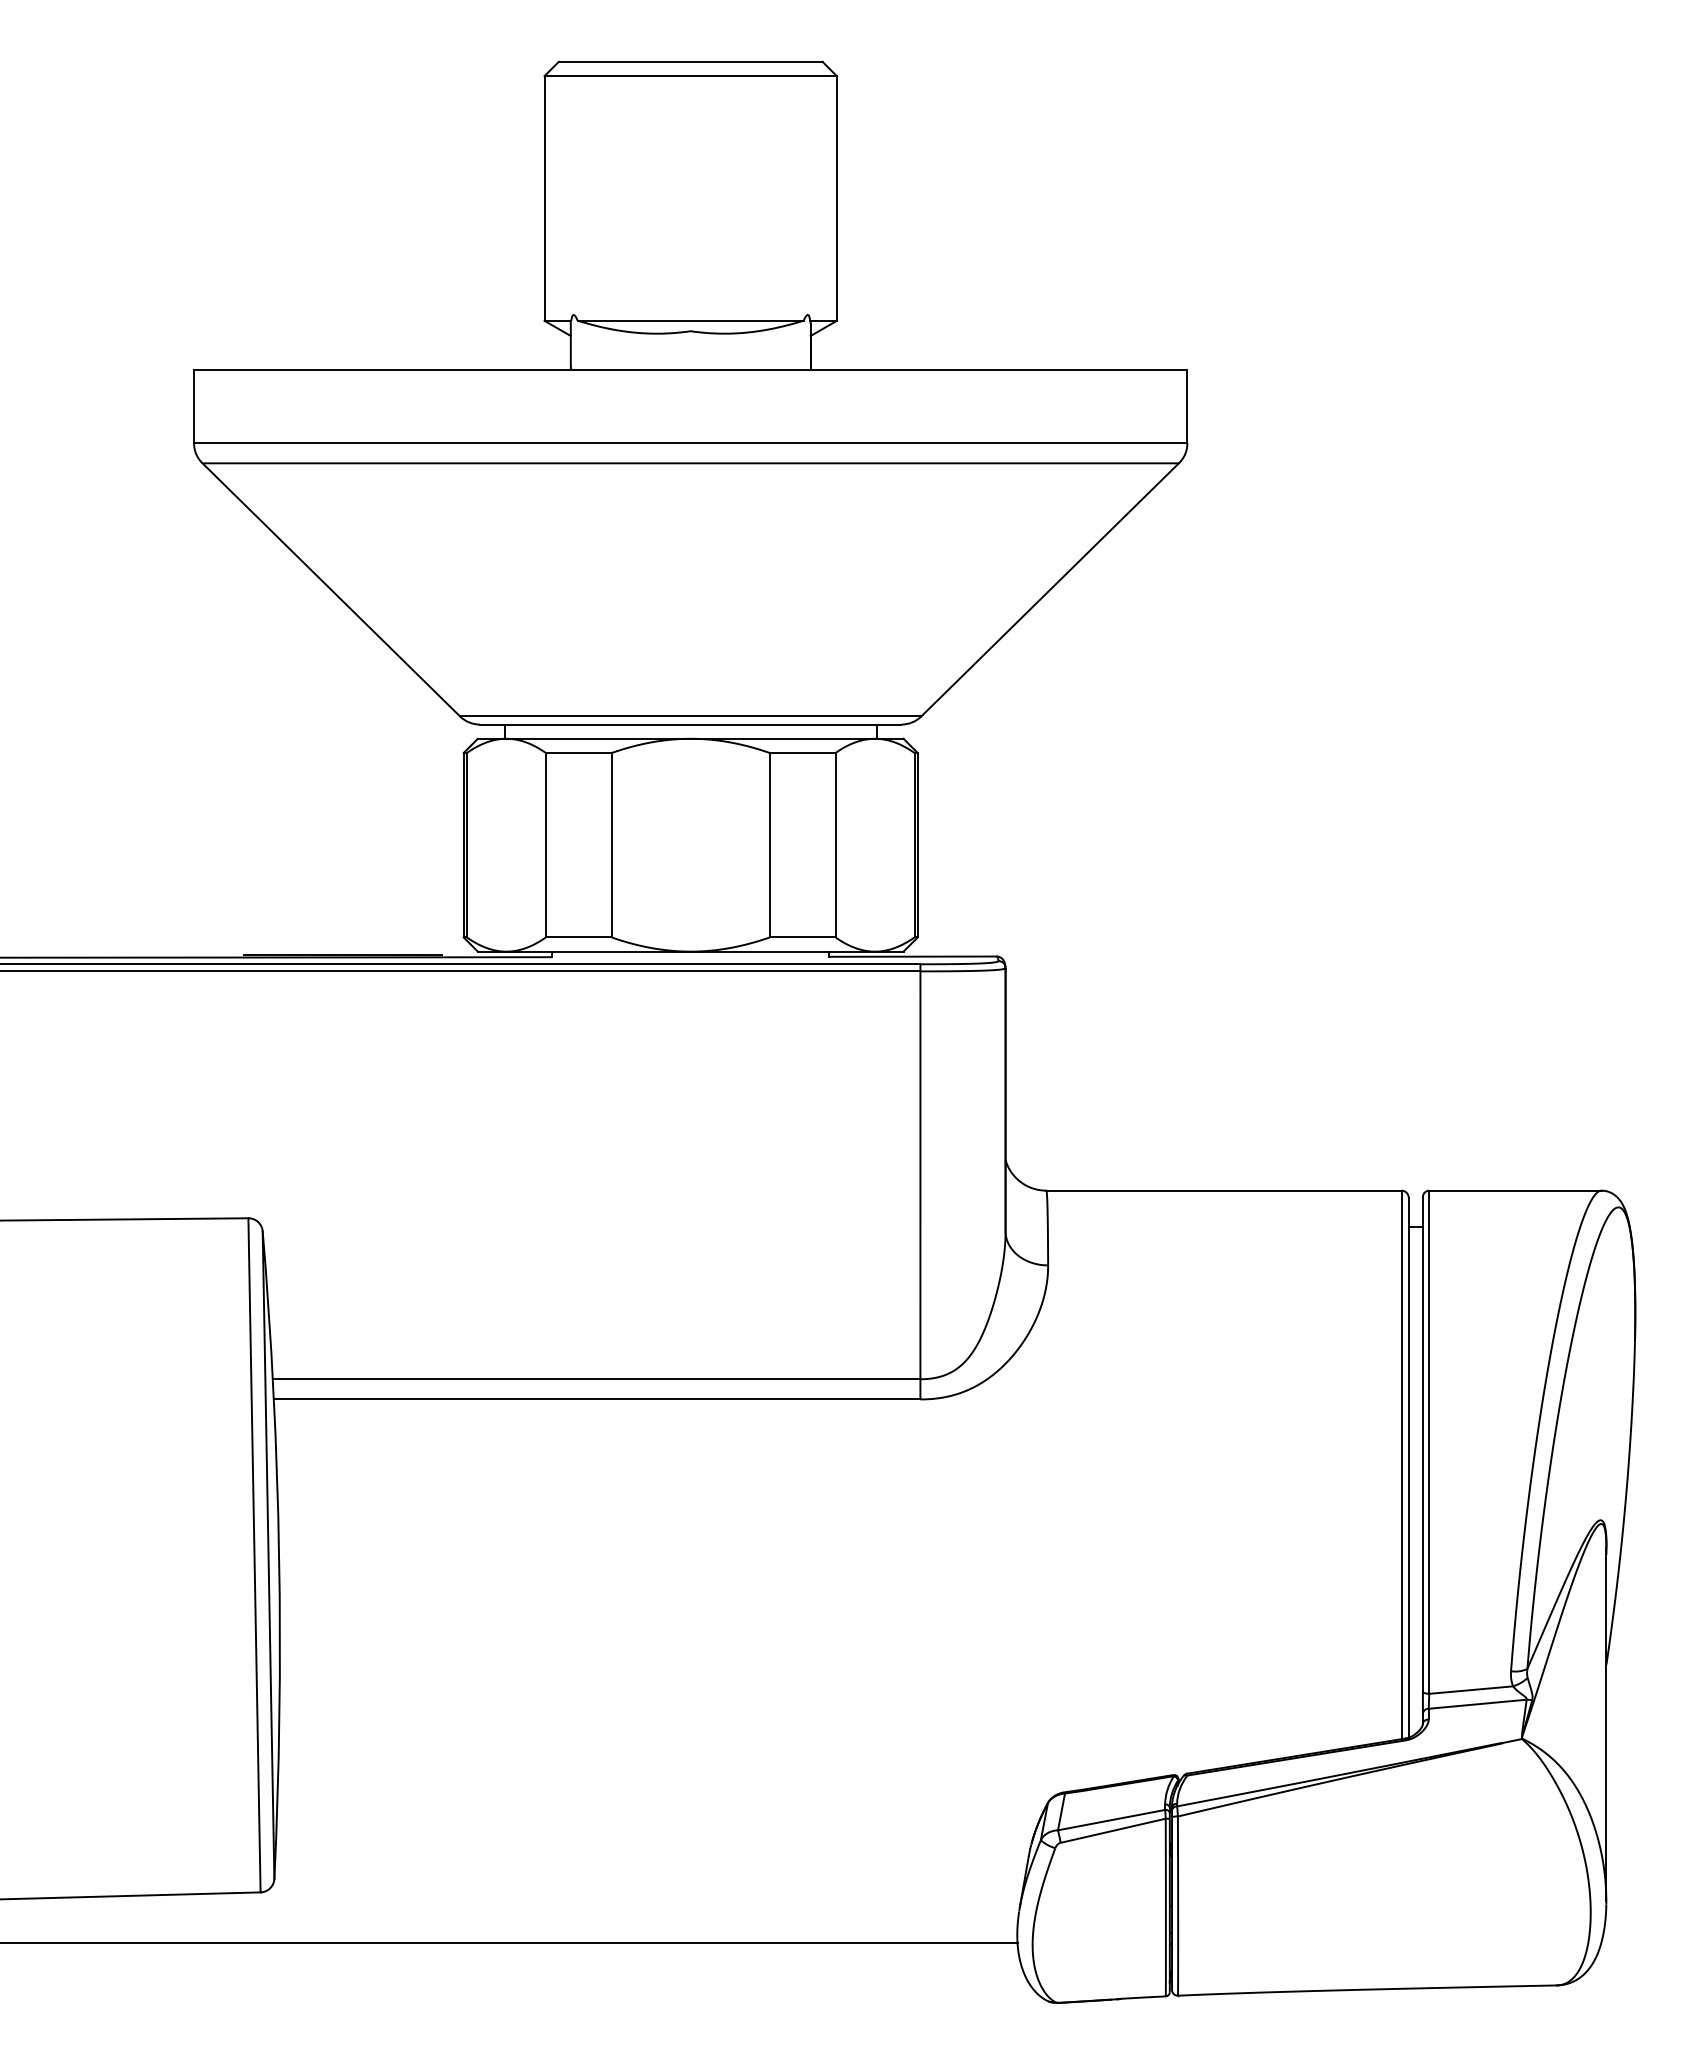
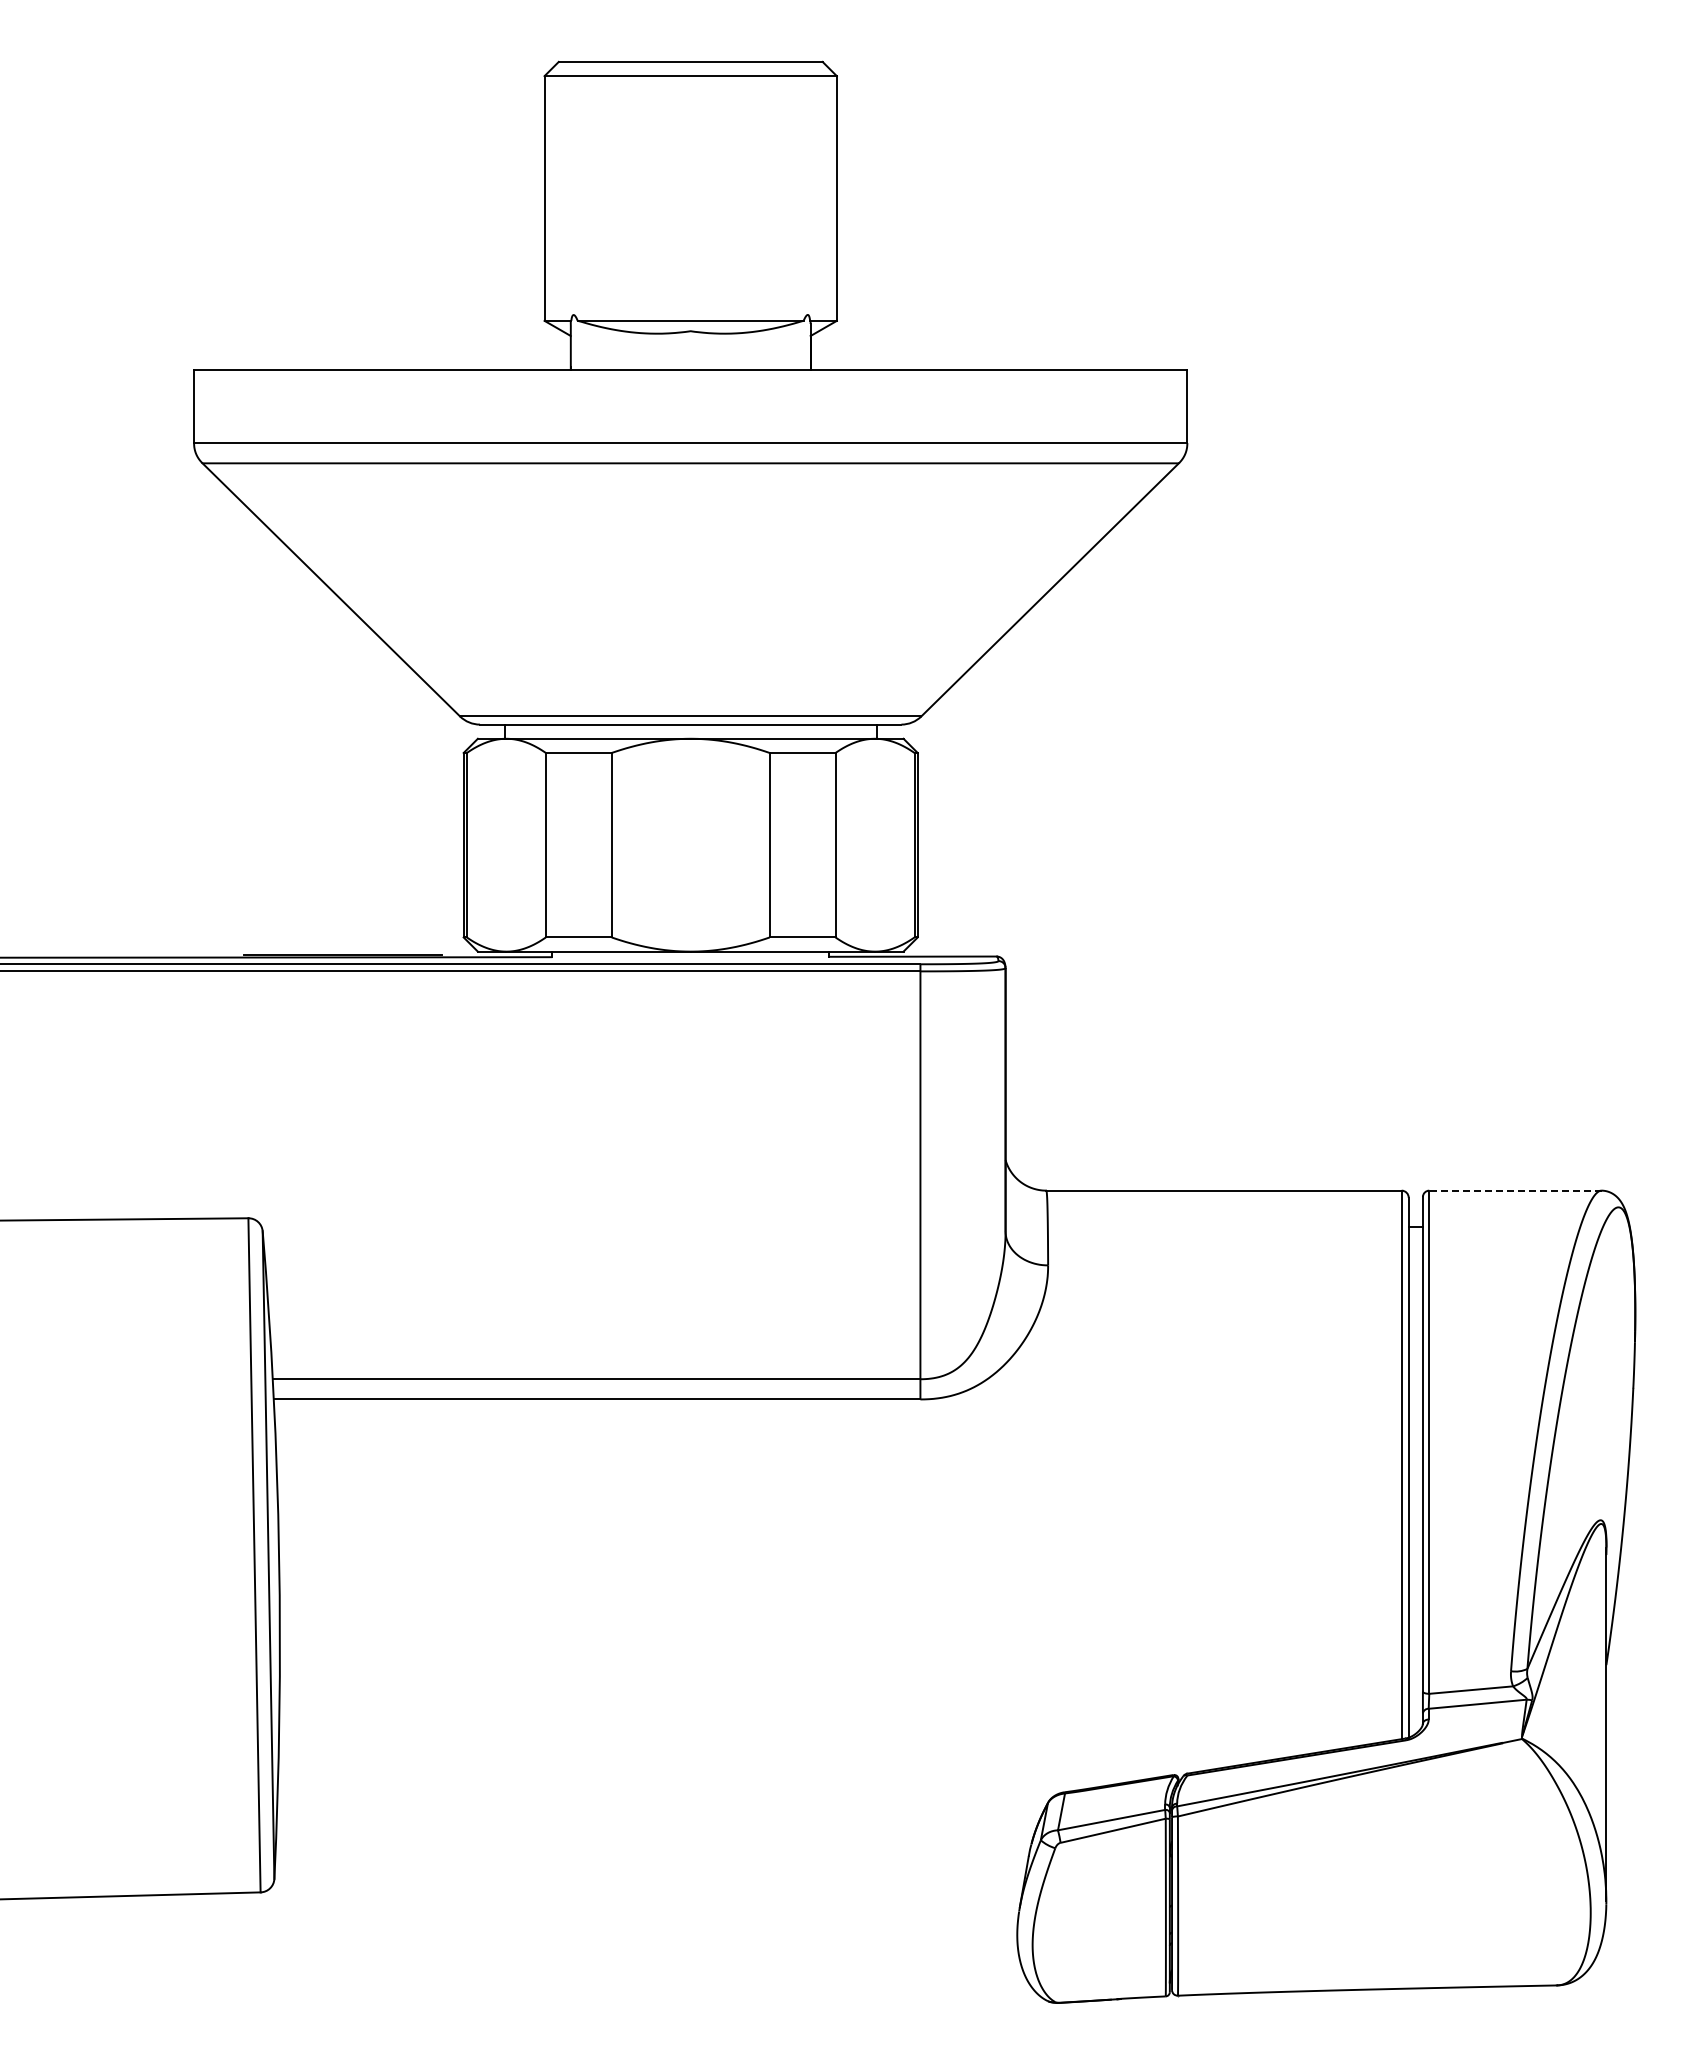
line: solid -> dashed (1514, 1190)
line: present -> none (509, 1942)
